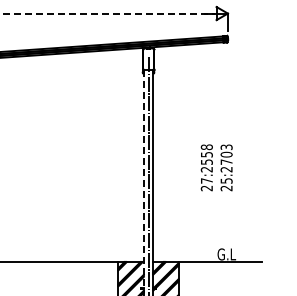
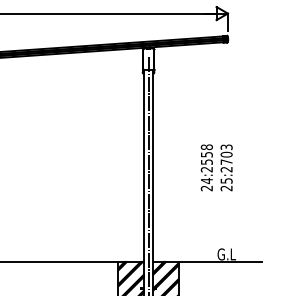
line: dashed -> solid (107, 13)
text: 27:2558 -> 24:2558 (206, 181)
line: dashed -> solid (143, 182)
